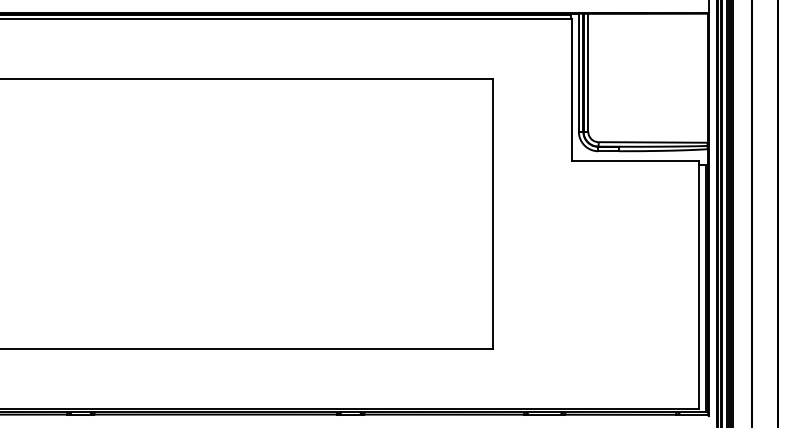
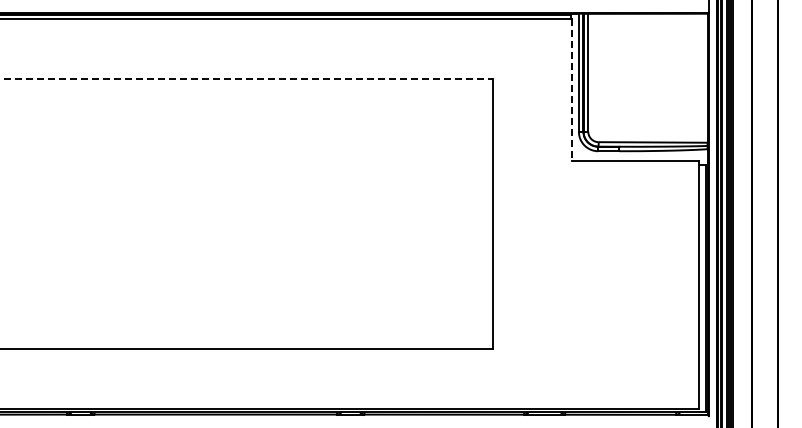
line: solid -> dashed (247, 78)
line: solid -> dashed (571, 90)
